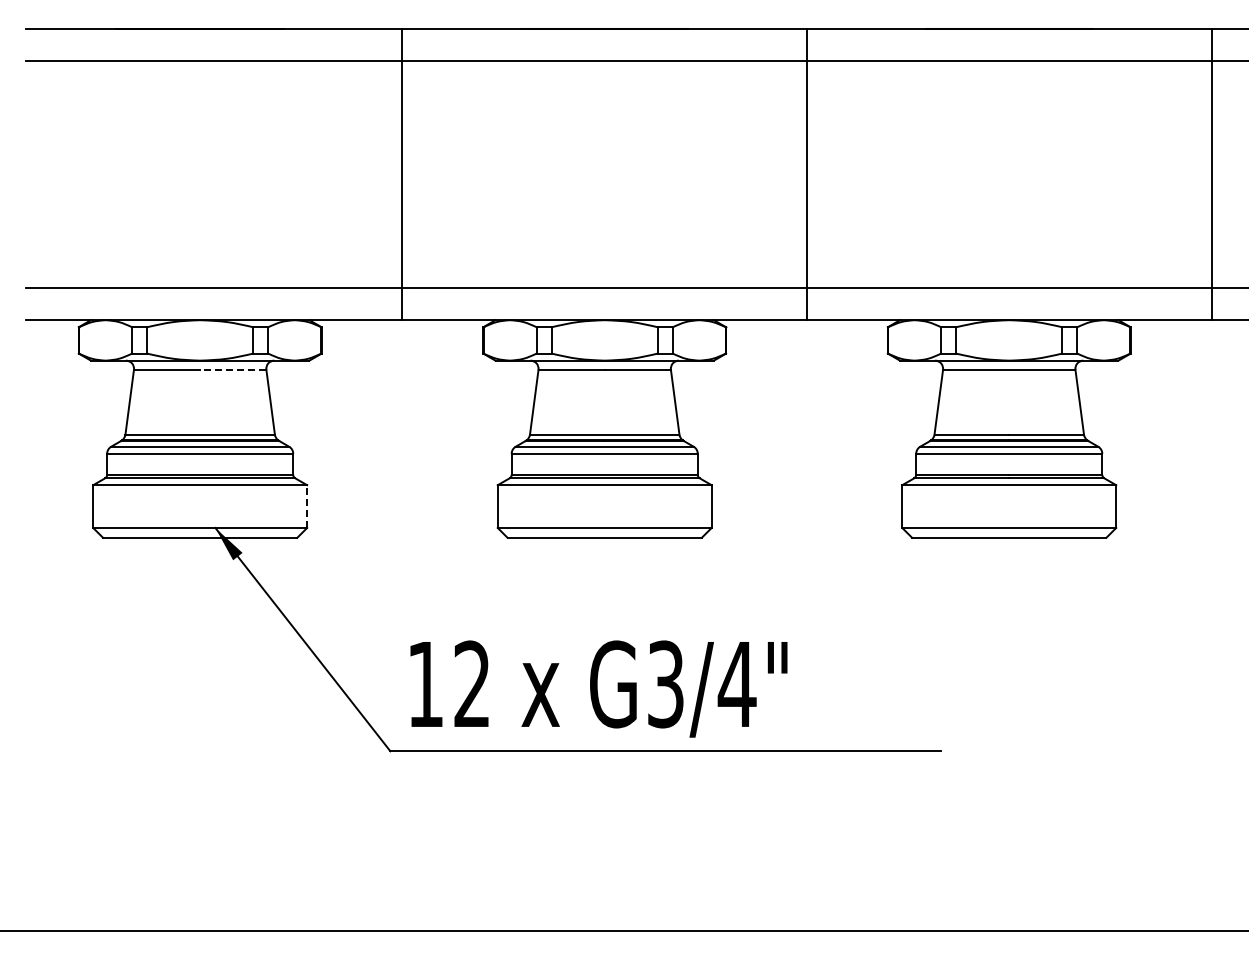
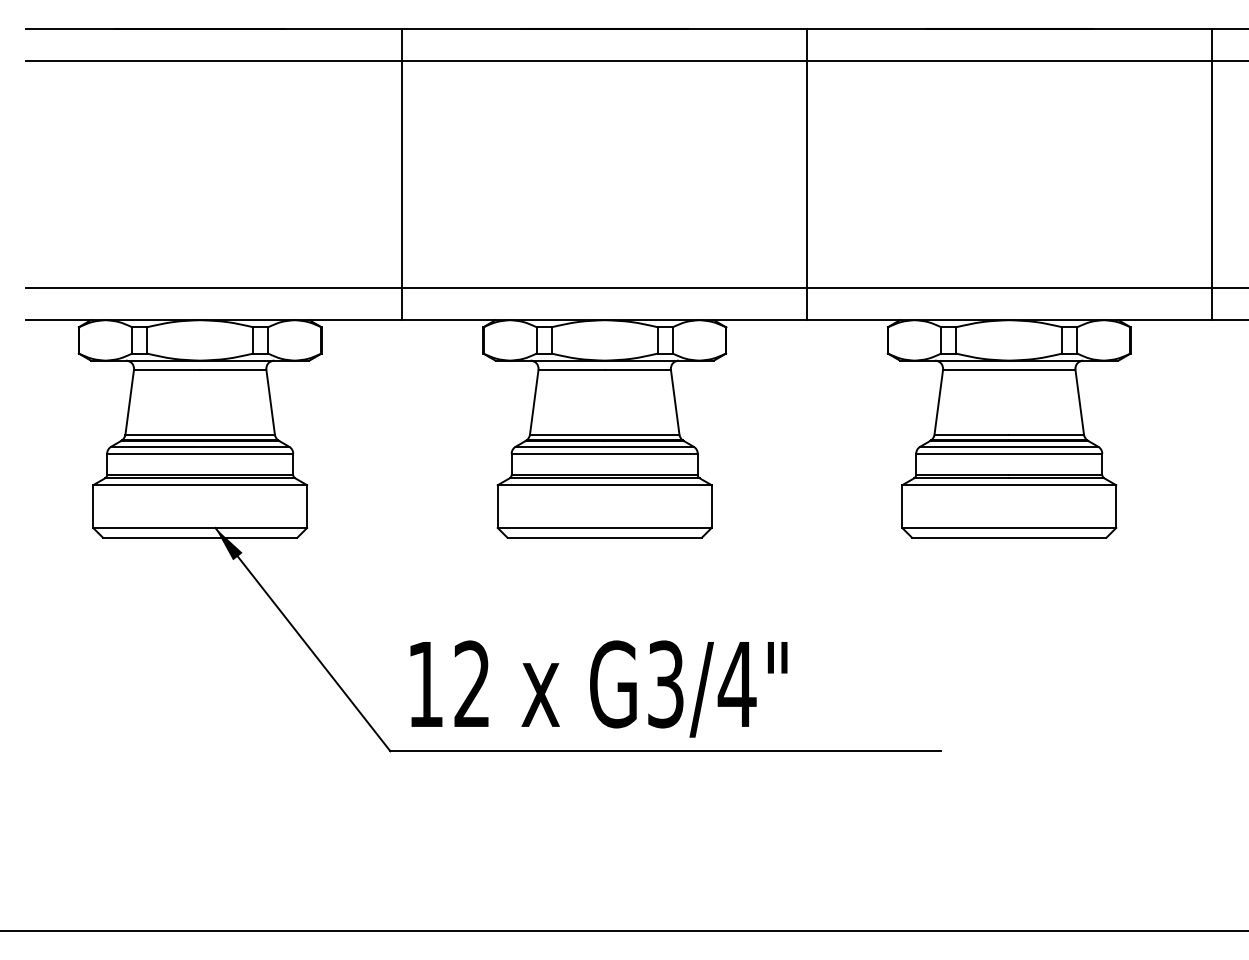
line: dashed -> solid (232, 369)
line: dashed -> solid (307, 506)
